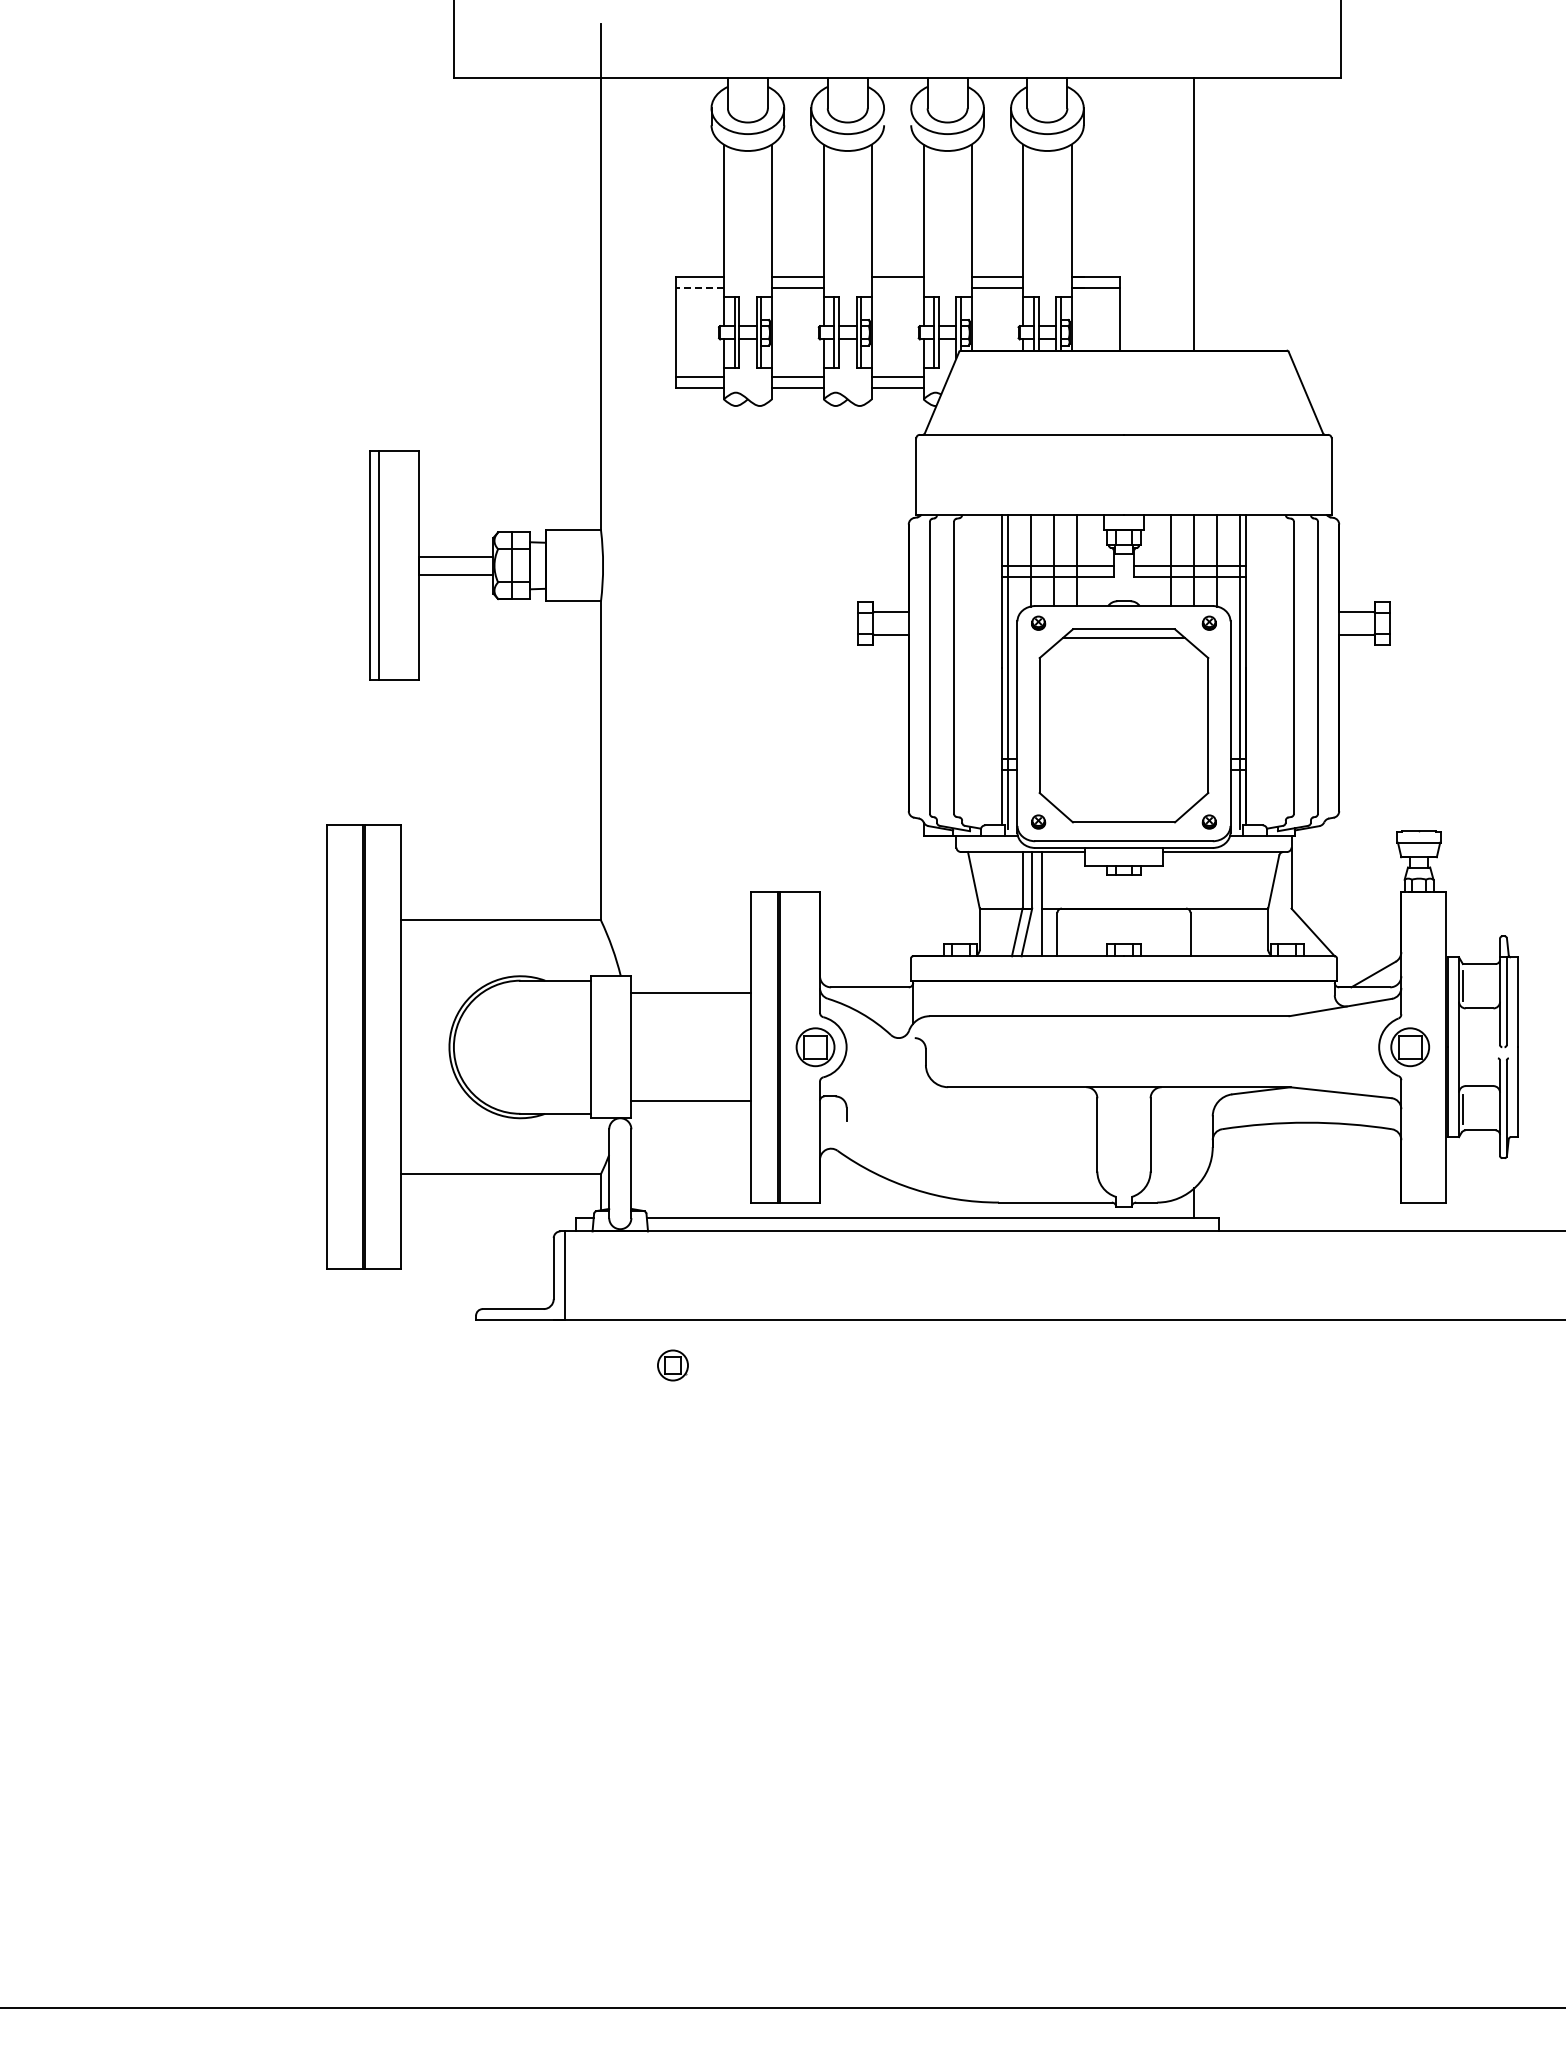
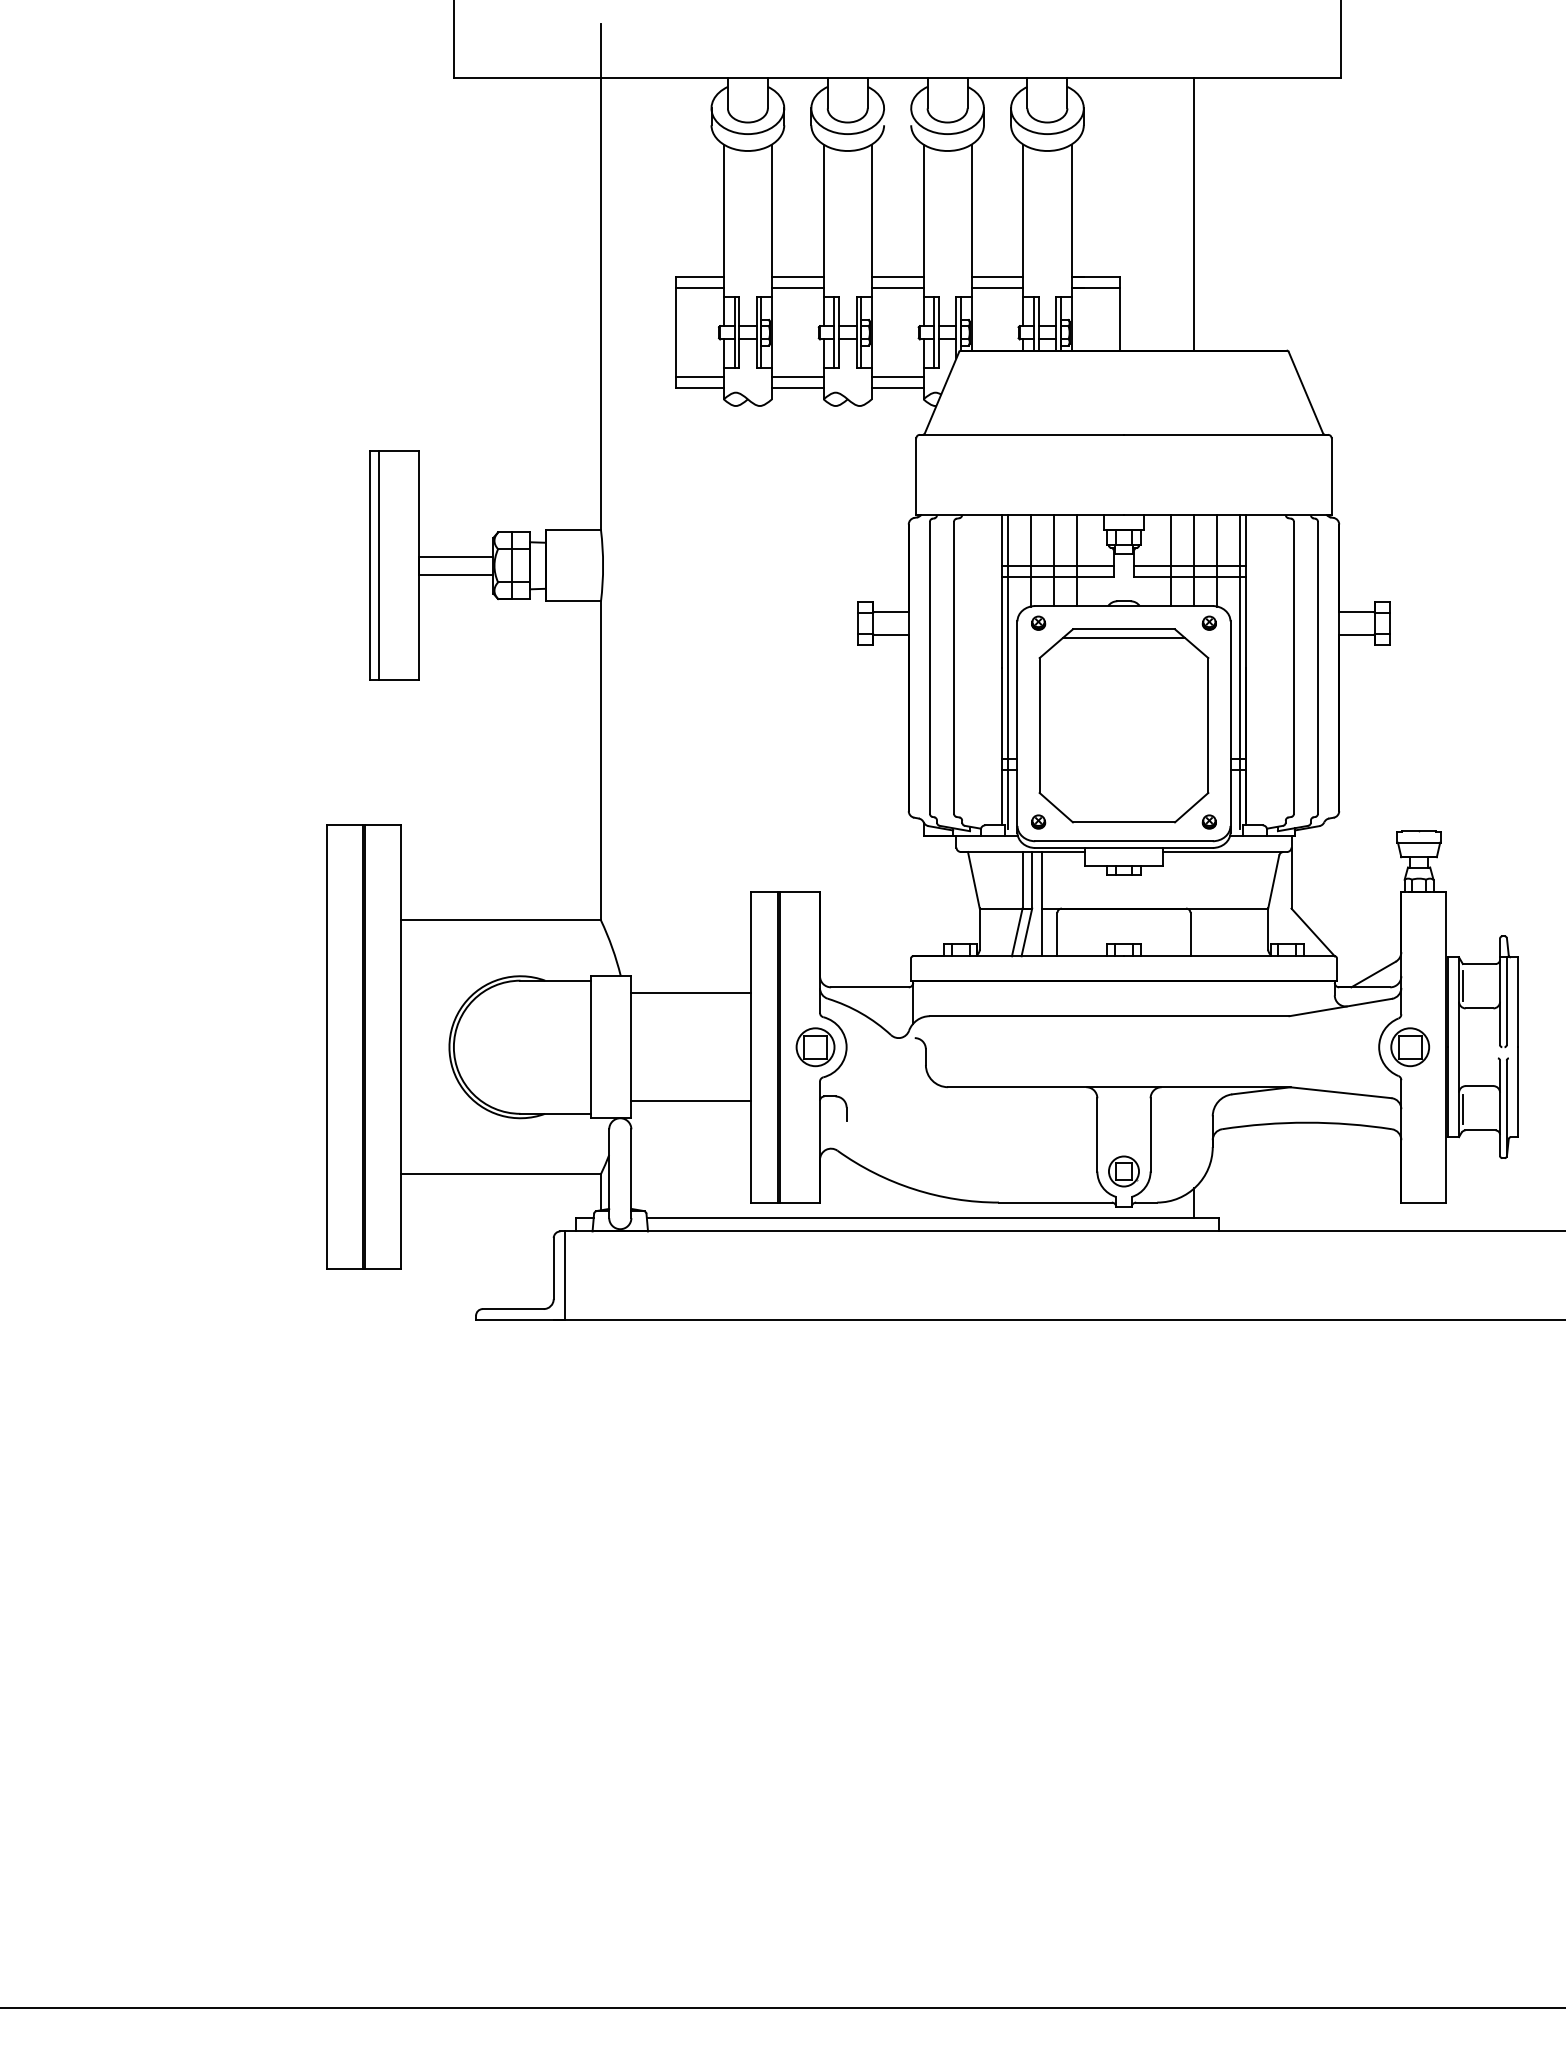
line: dashed -> solid (699, 288)
line: none -> present (897, 288)
part position: (672, 1365) -> (1123, 1171) (1123, 1171)
